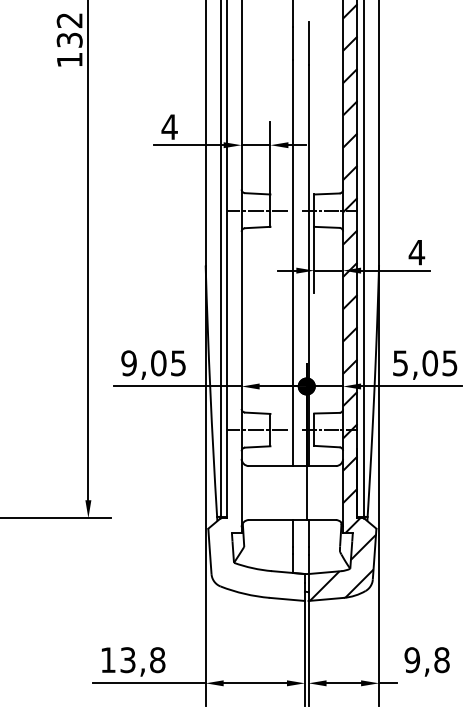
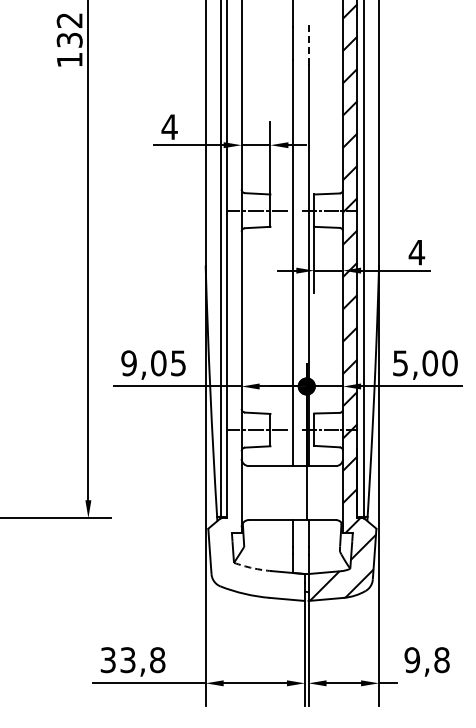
line: solid -> dashed (308, 43)
text: 5,05 -> 5,00 (449, 363)
arc: solid -> dashed (252, 568)
text: 13,8 -> 33,8 (107, 660)
